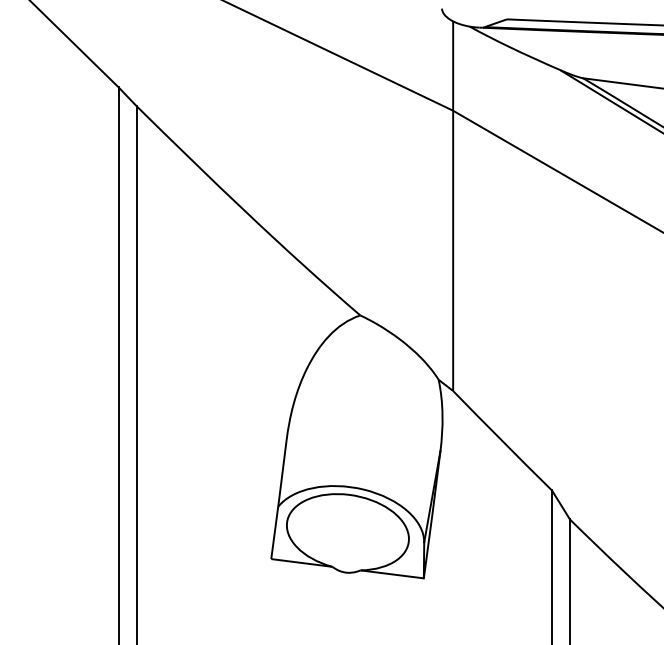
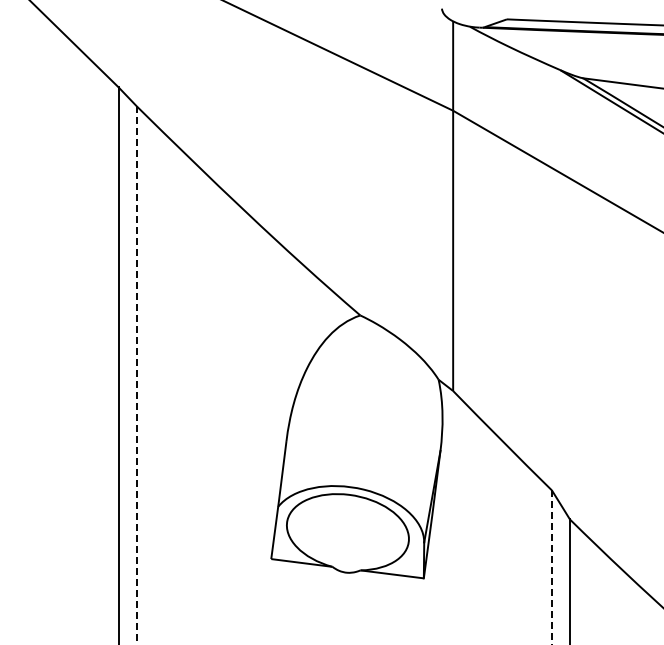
line: solid -> dashed (136, 375)
line: solid -> dashed (551, 567)
